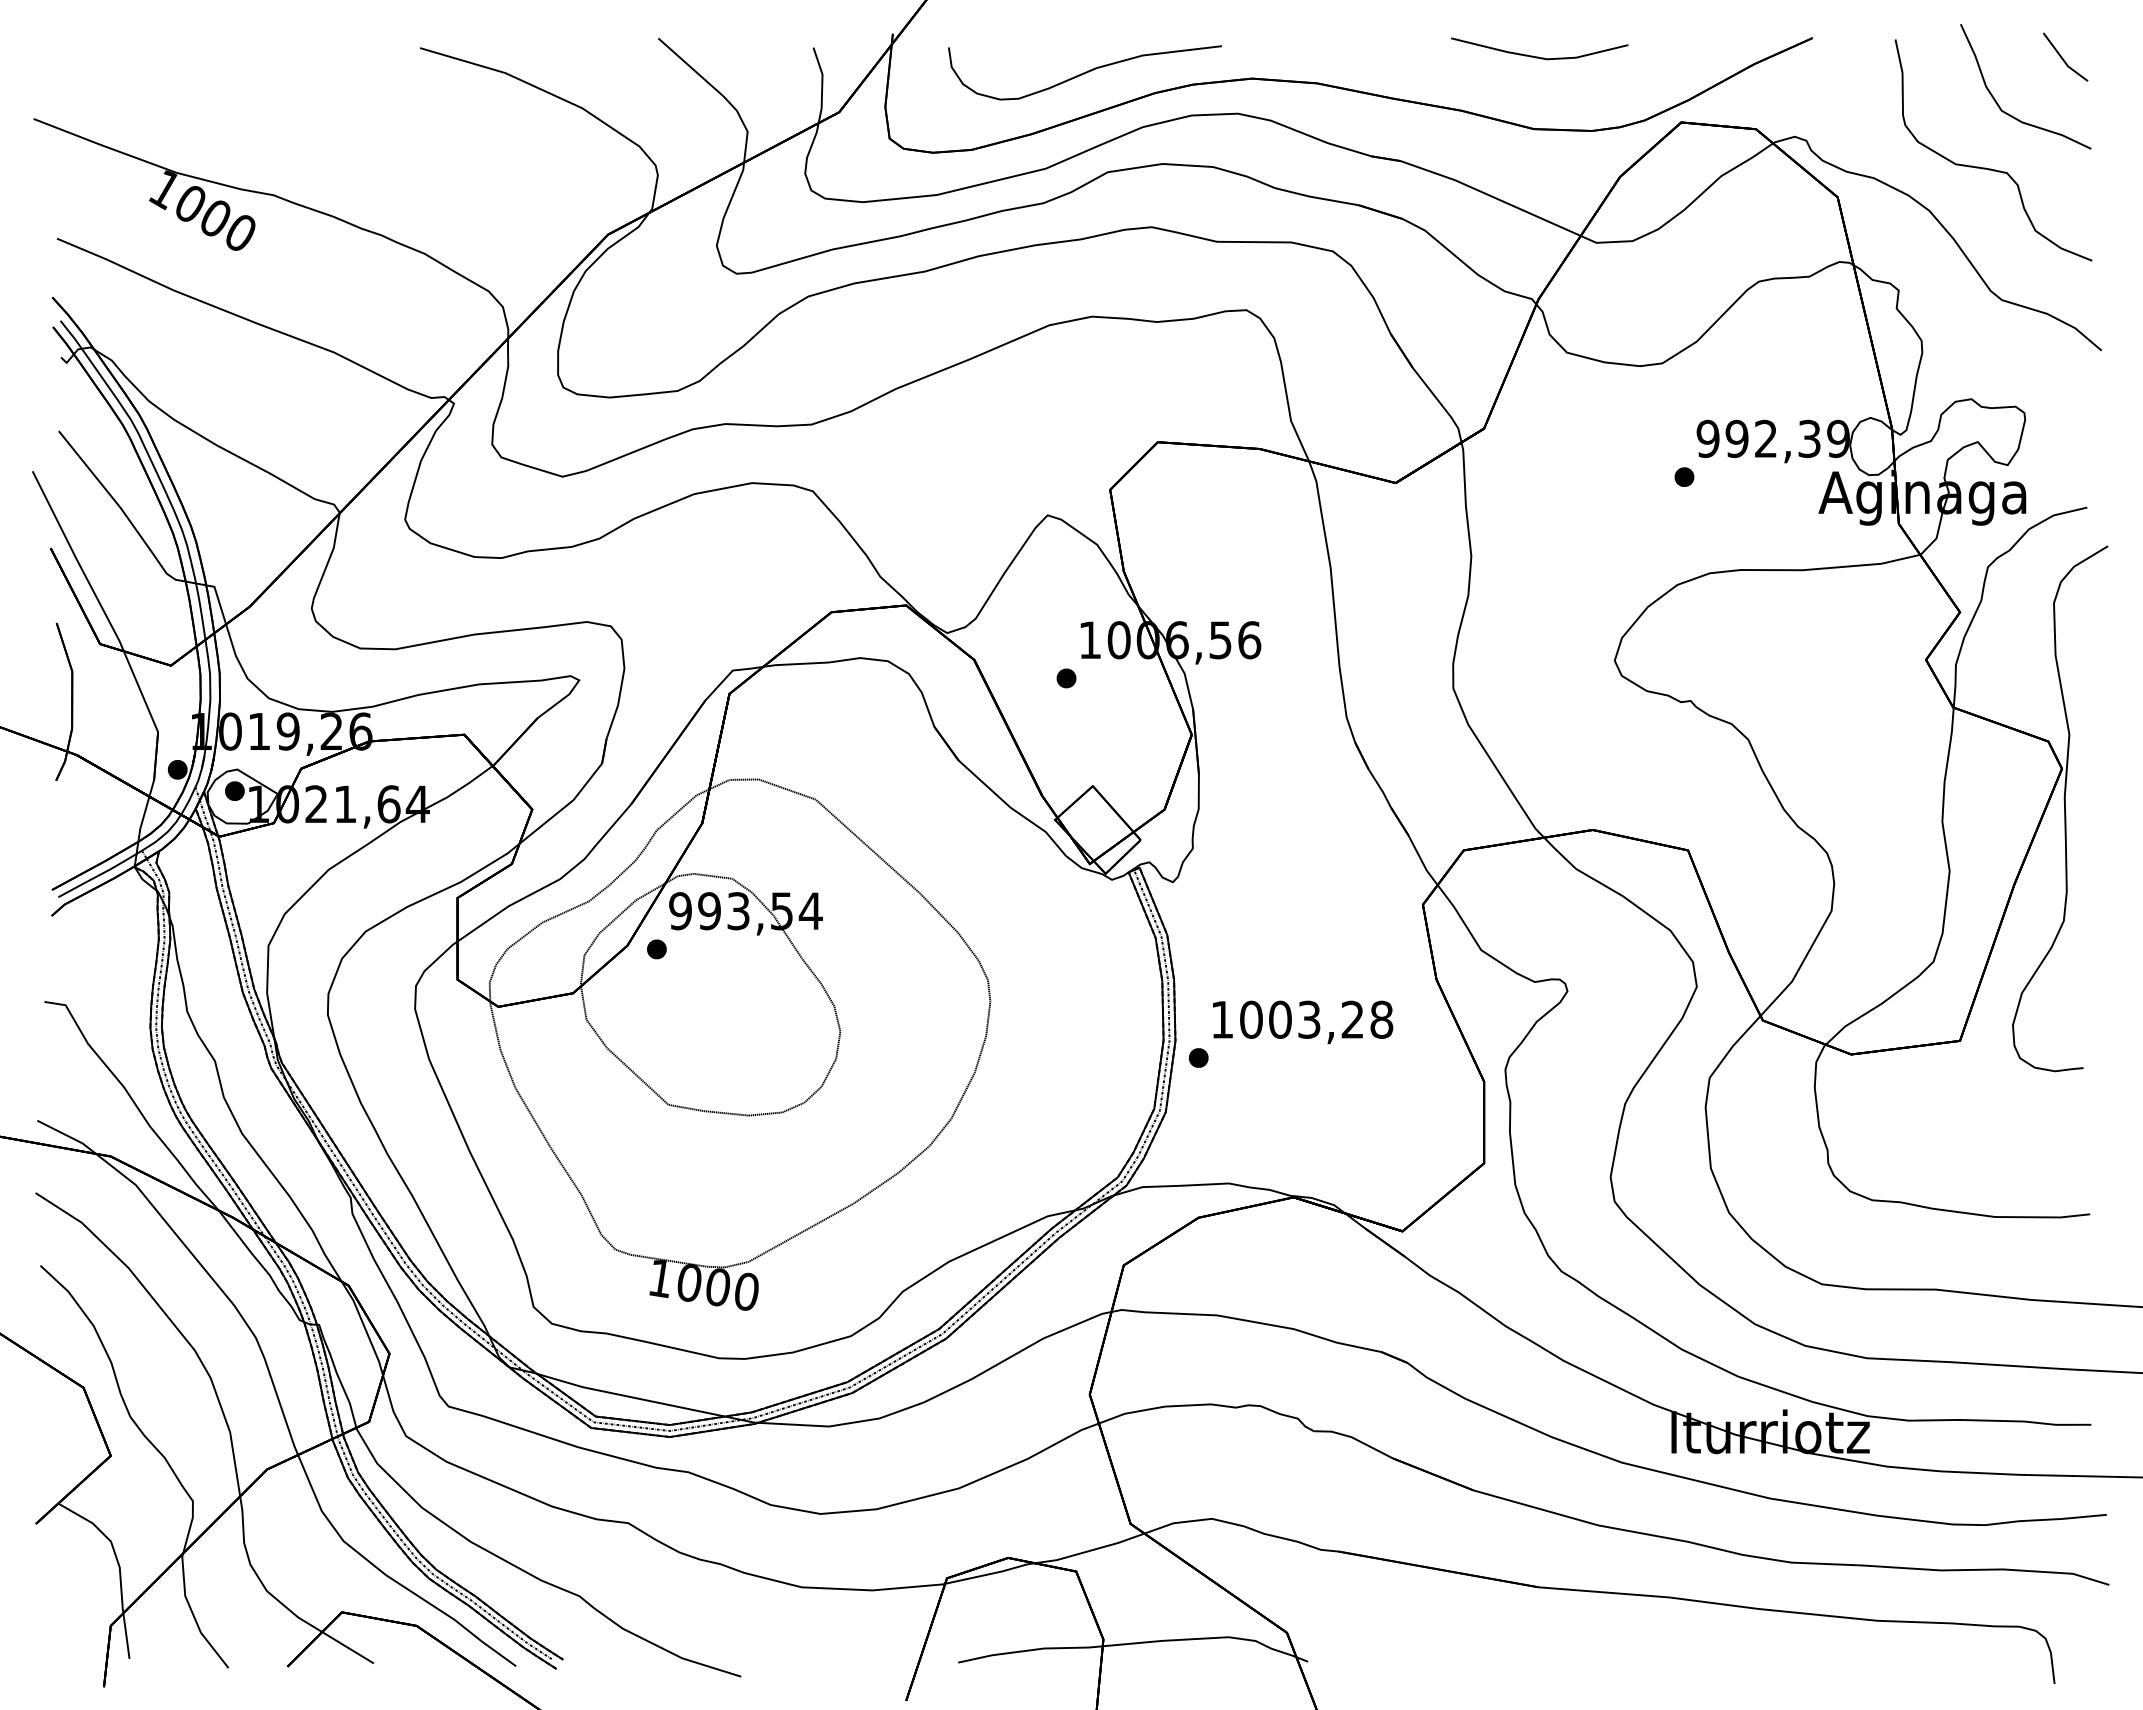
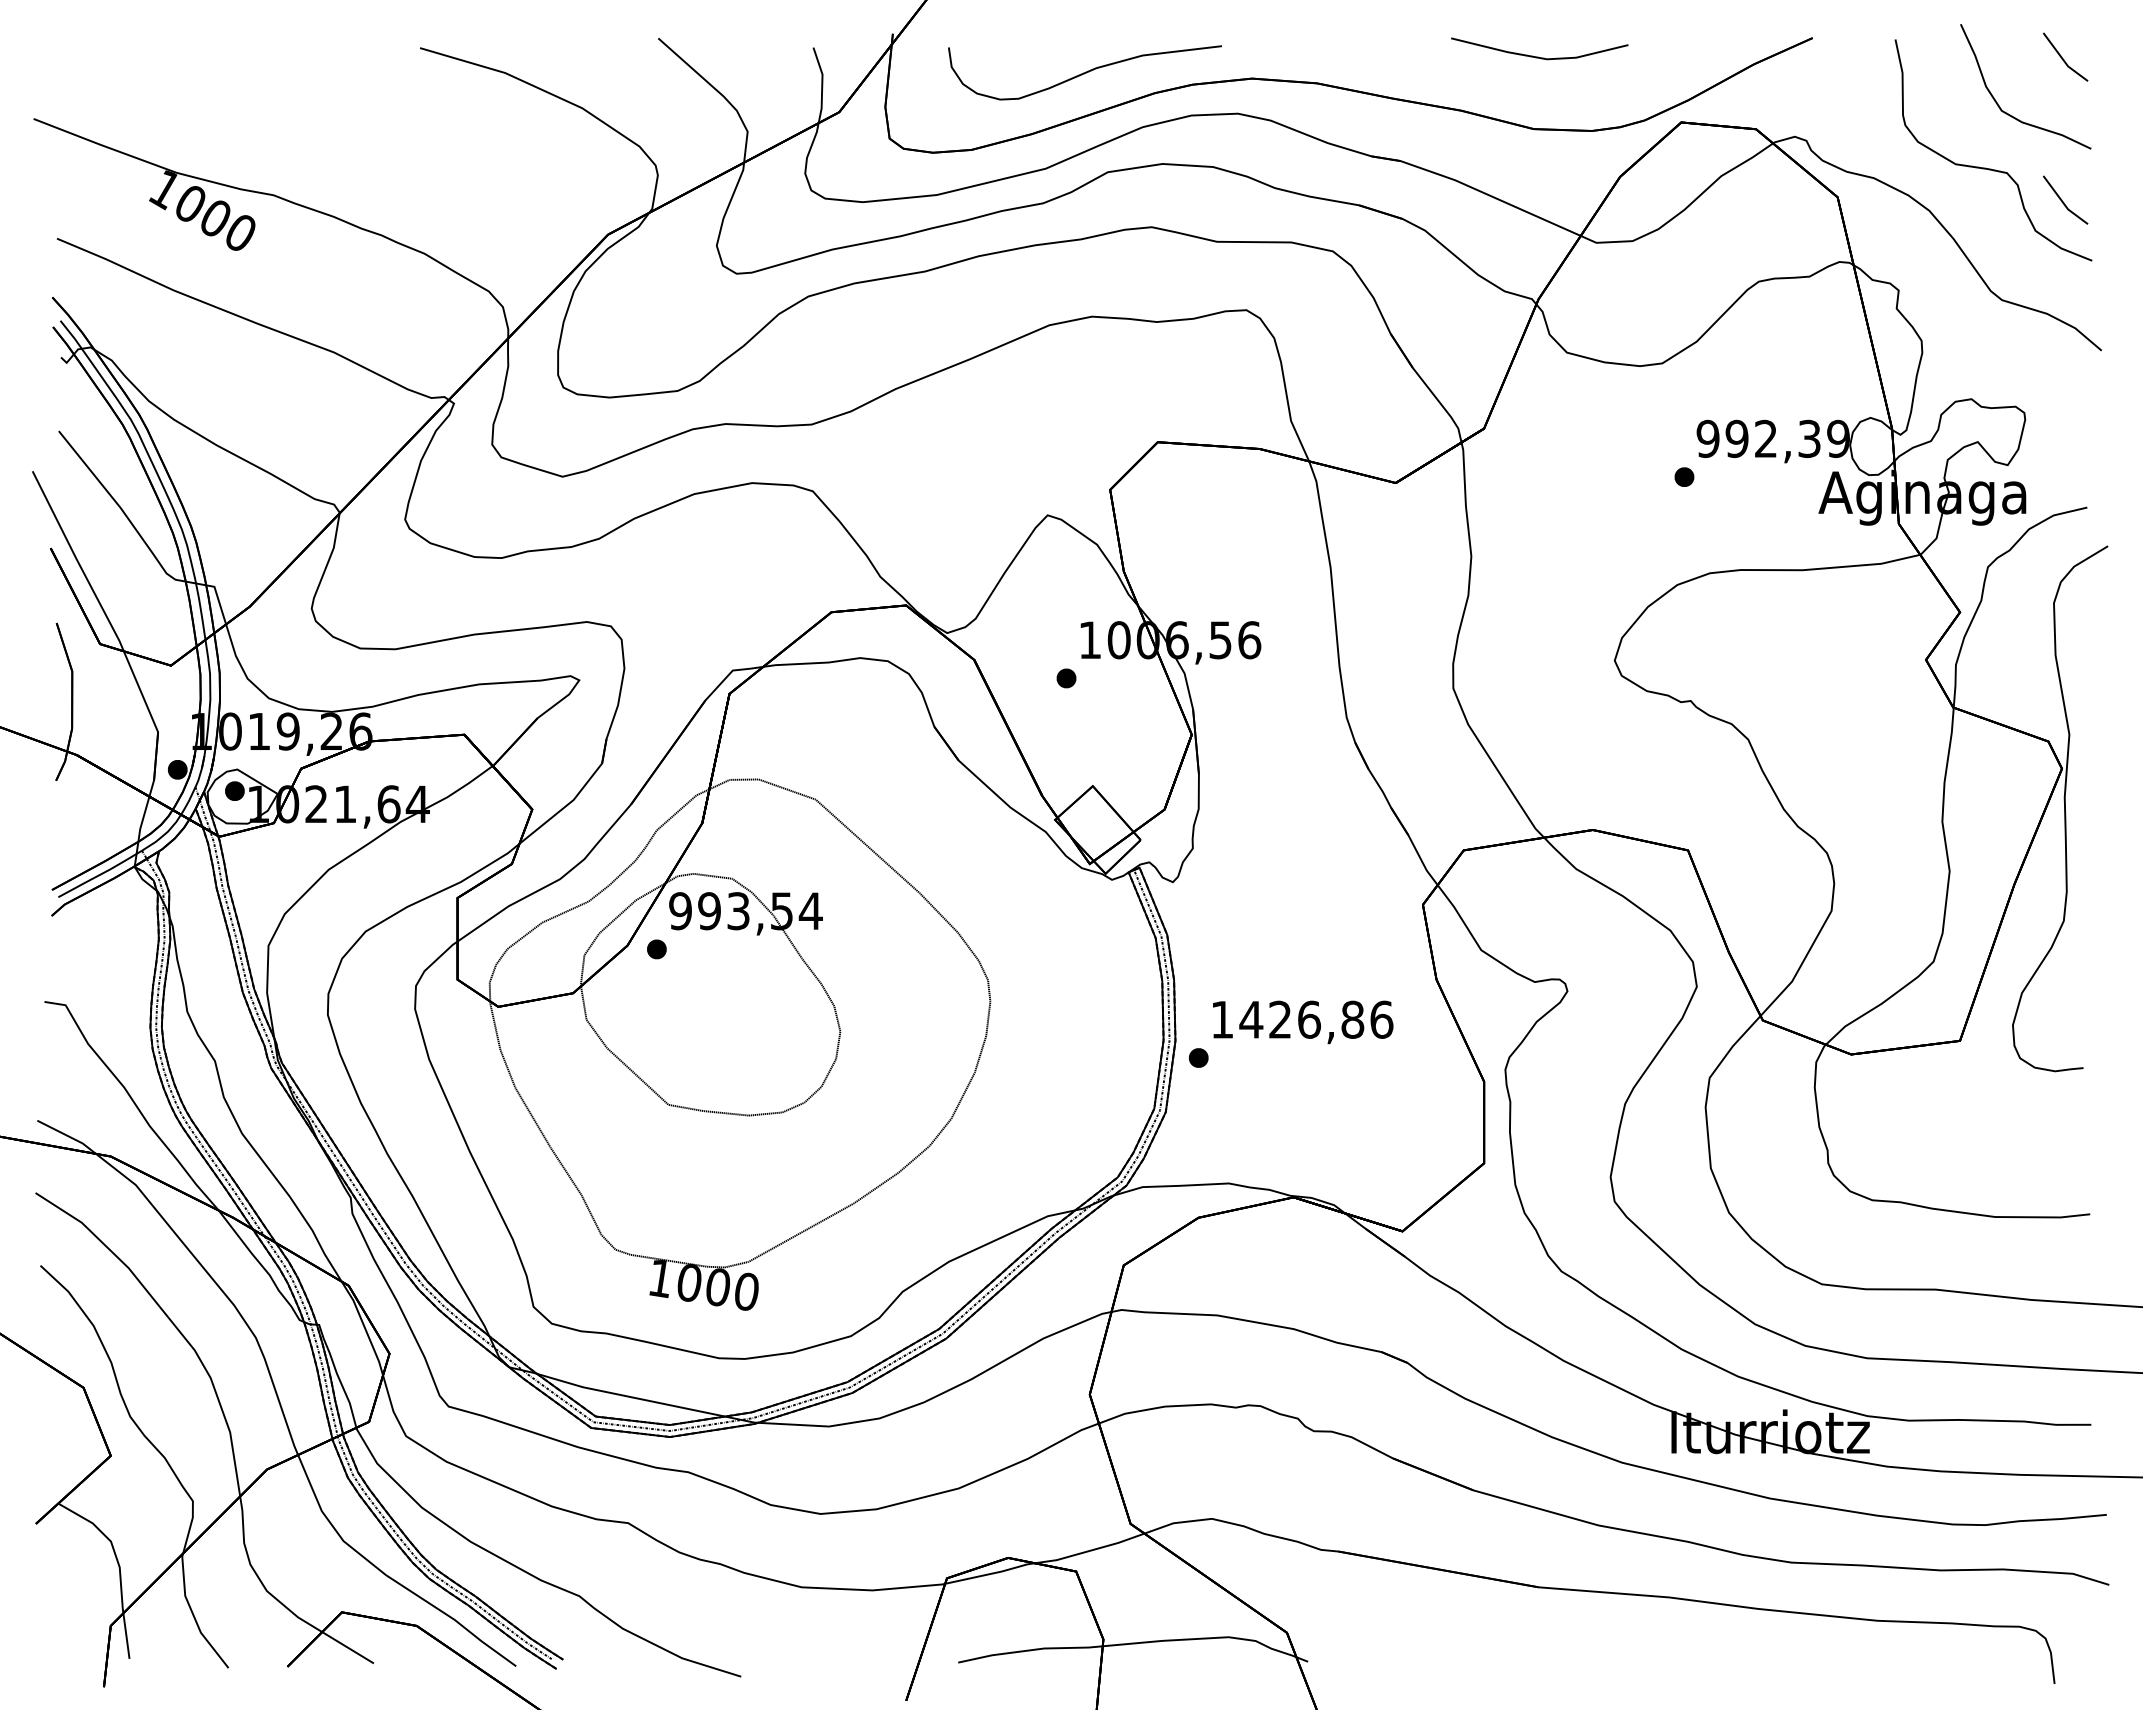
line: none -> present (2063, 201)
text: 1003,28 -> 1426,86 (1316, 1019)
